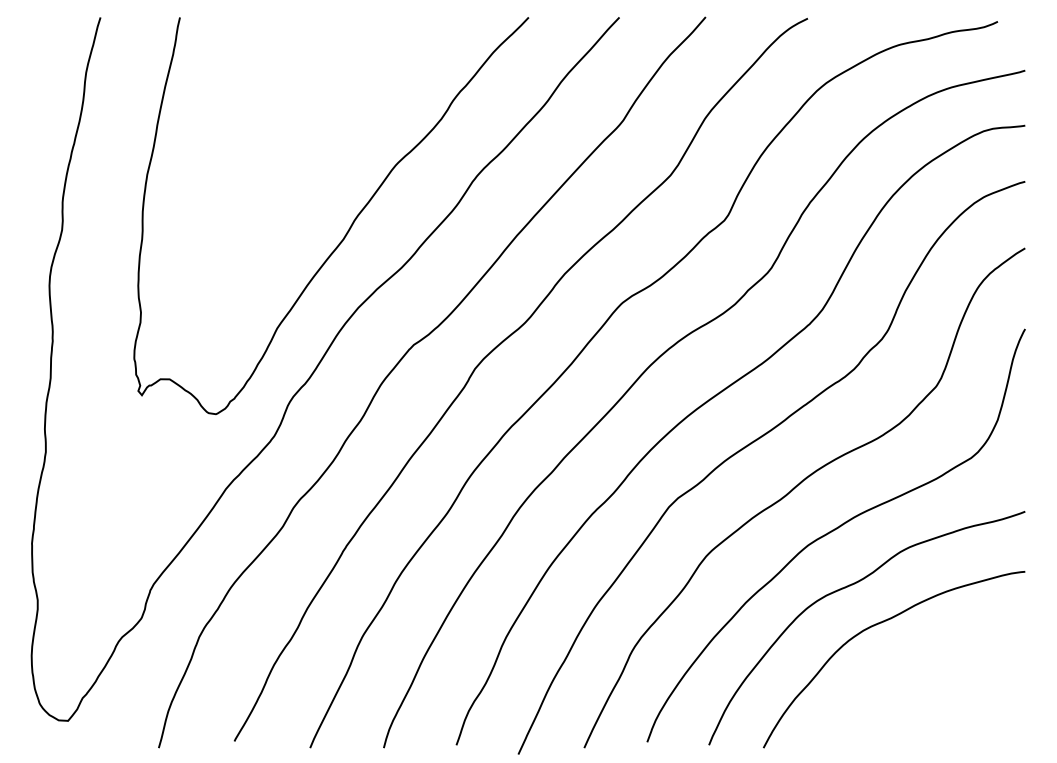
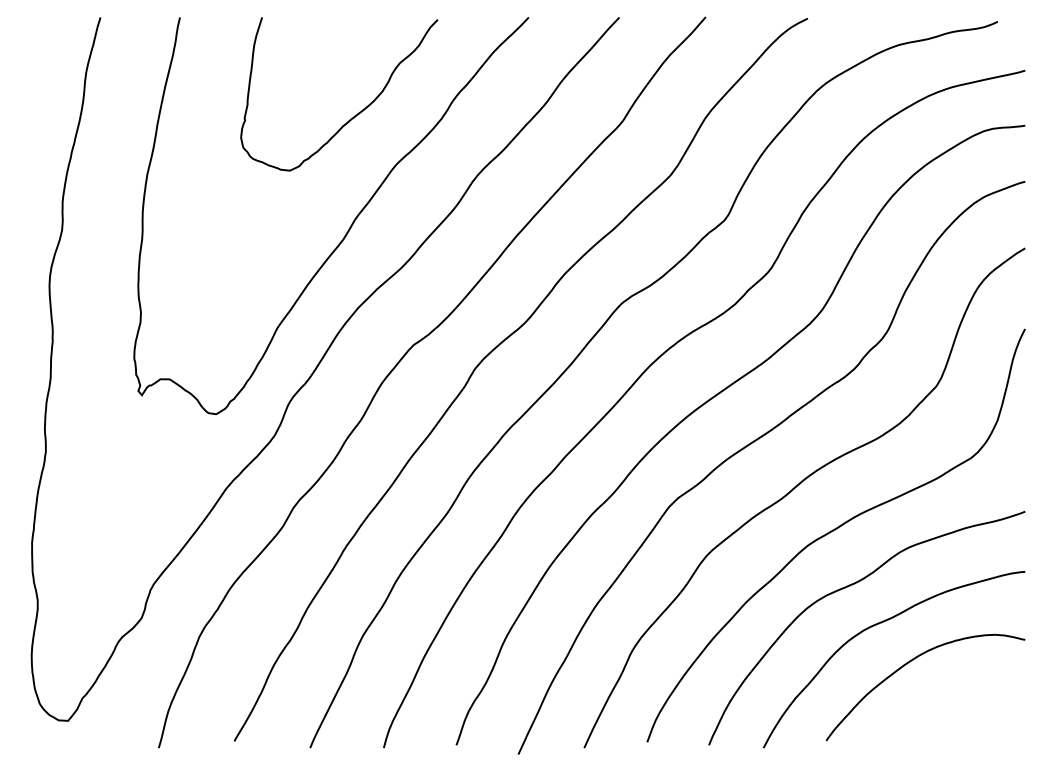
curve: none -> present (354, 115)
curve: none -> present (910, 662)
